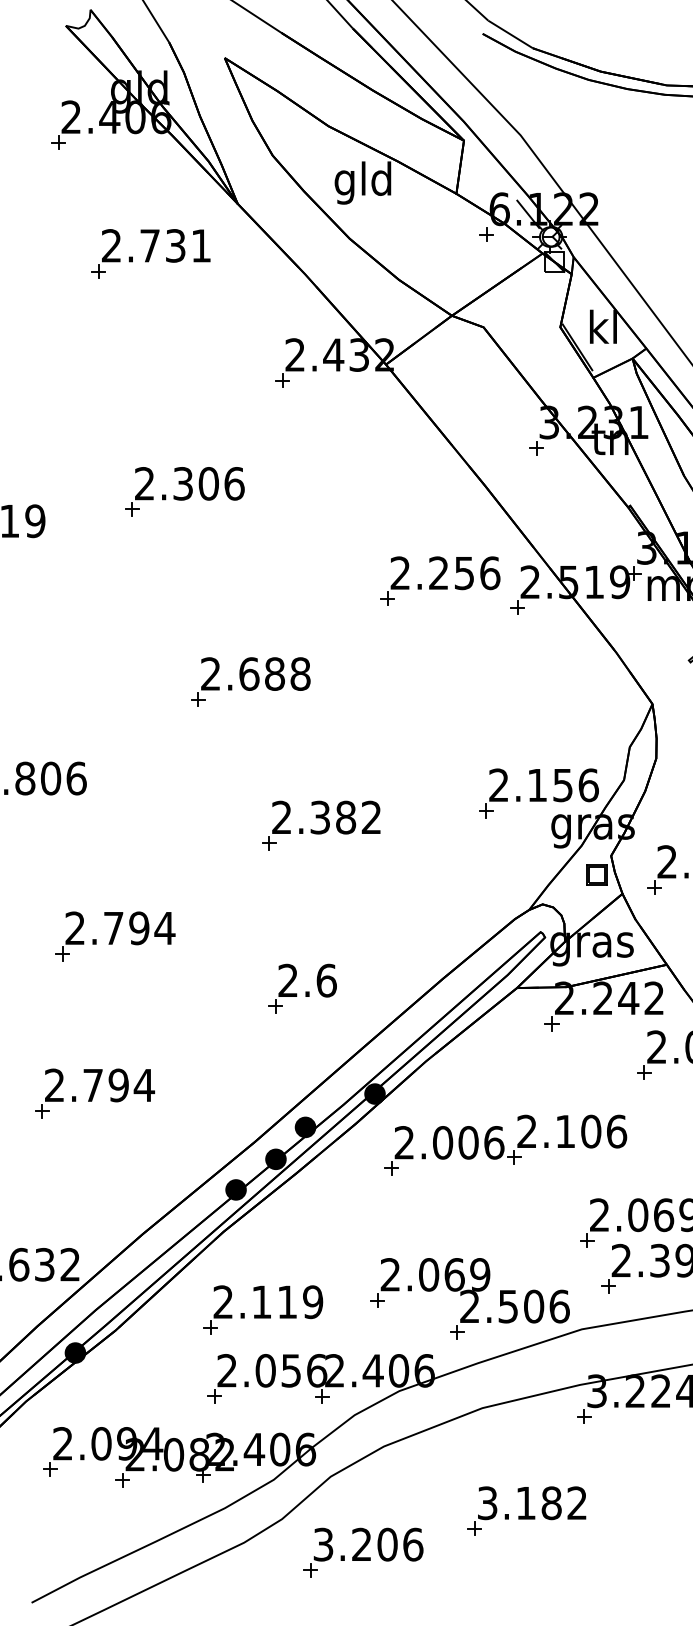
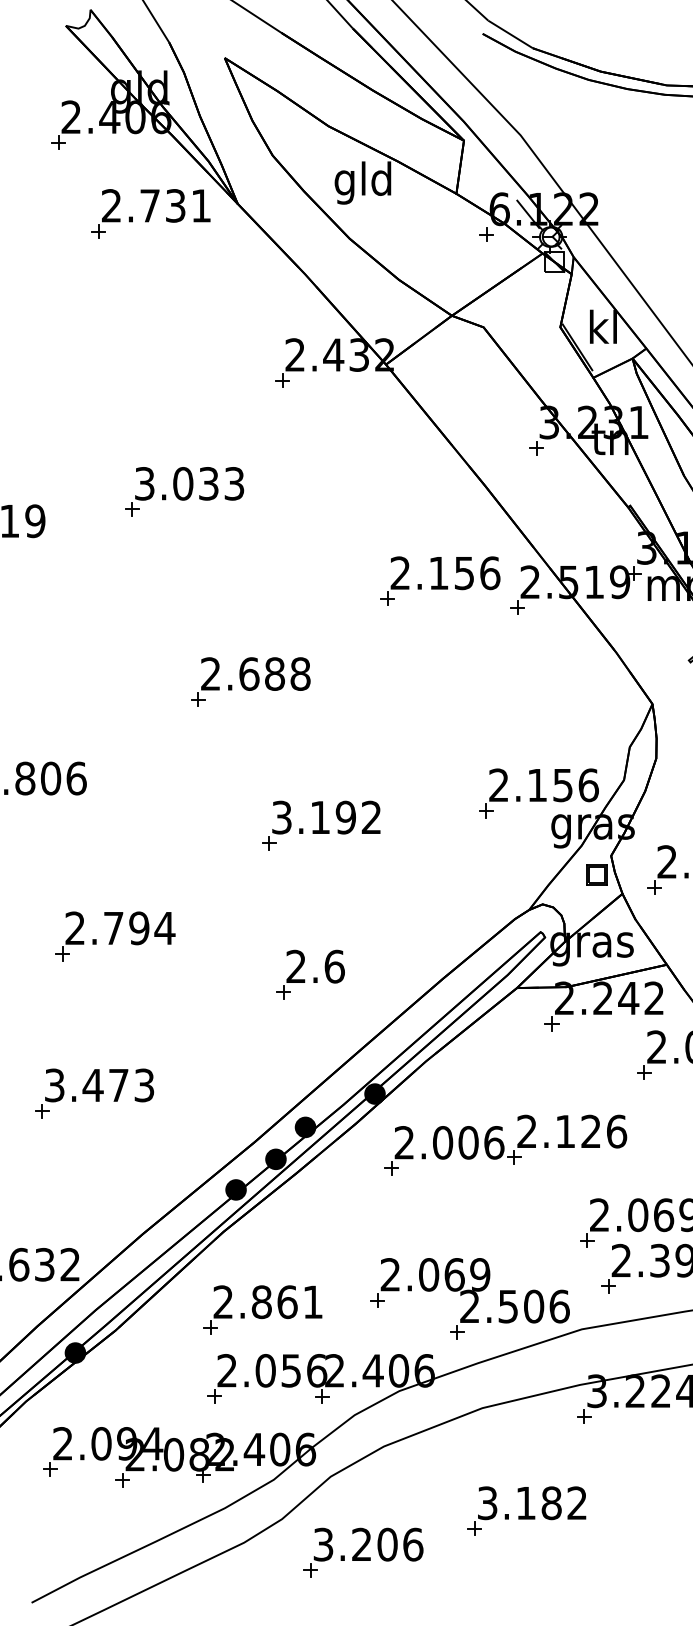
part position: (150, 253) -> (150, 213) (150, 213)
text: 2.306 -> 3.033 (189, 483)
text: 2.256 -> 2.156 (438, 572)
text: 2.382 -> 3.192 (314, 817)
part position: (302, 988) -> (310, 974) (310, 974)
text: 2.794 -> 3.473 (100, 1085)
text: 2.106 -> 2.126 (591, 1131)
text: 2.119 -> 2.861 (287, 1302)
